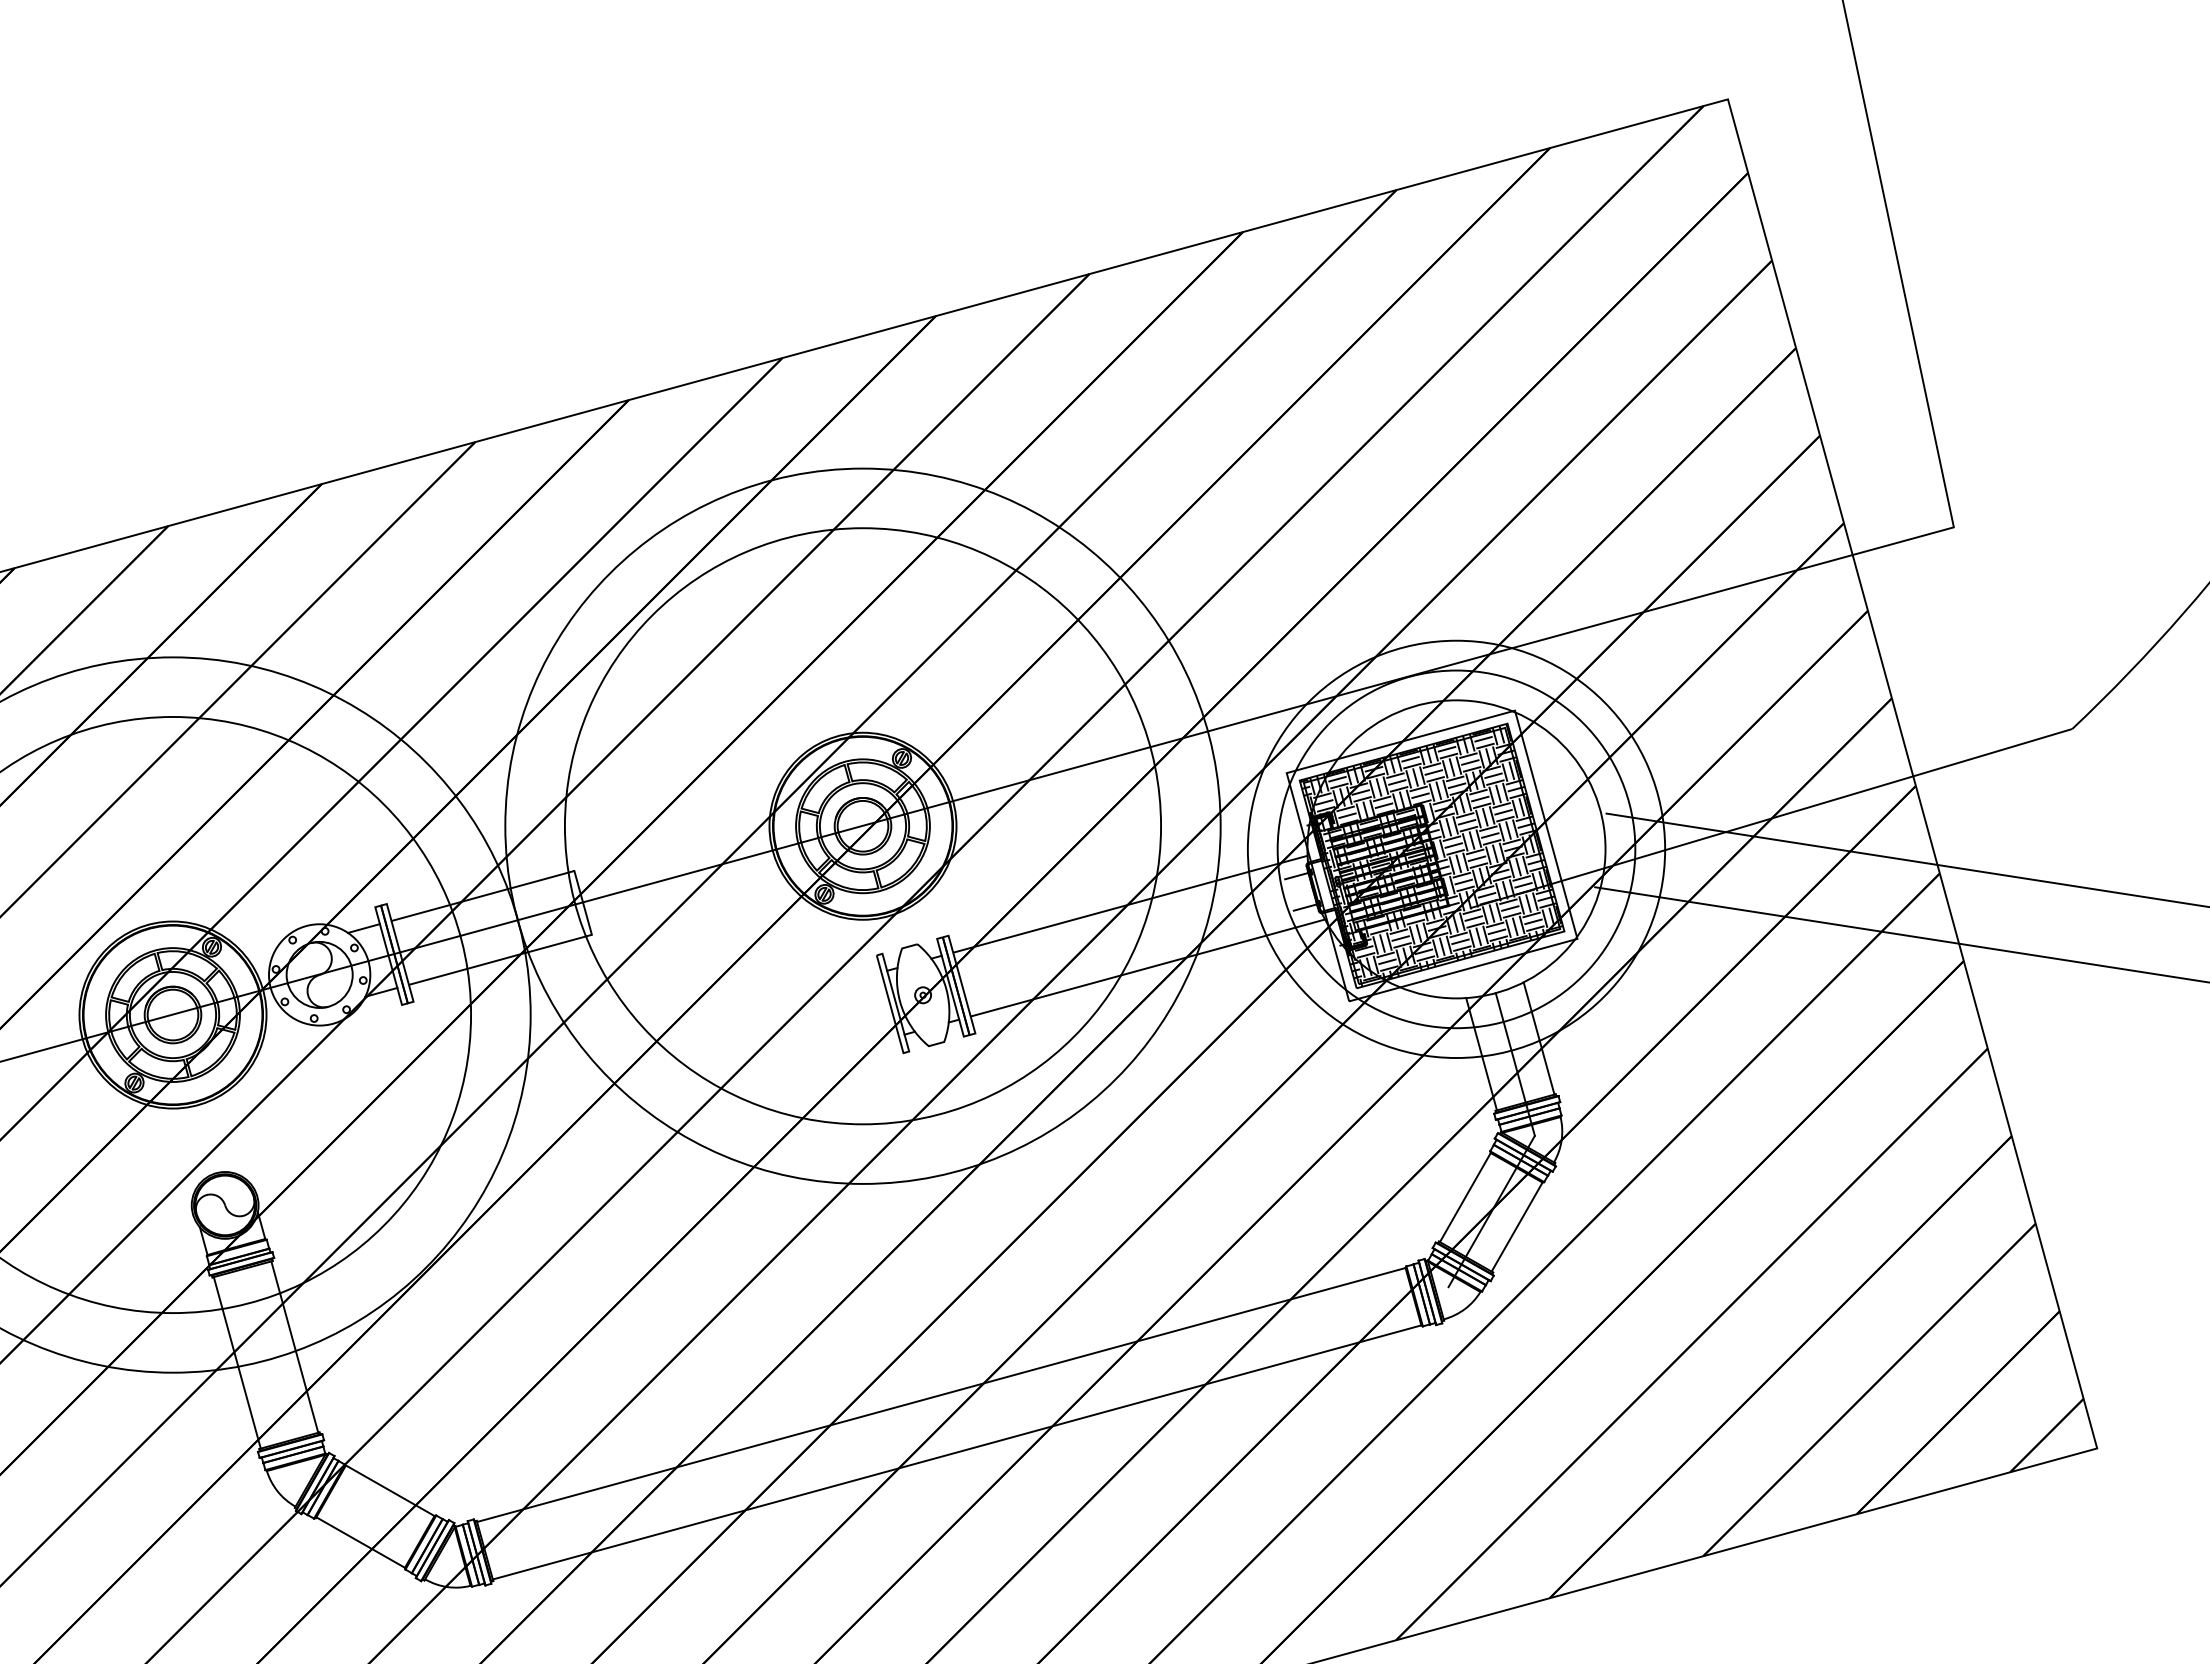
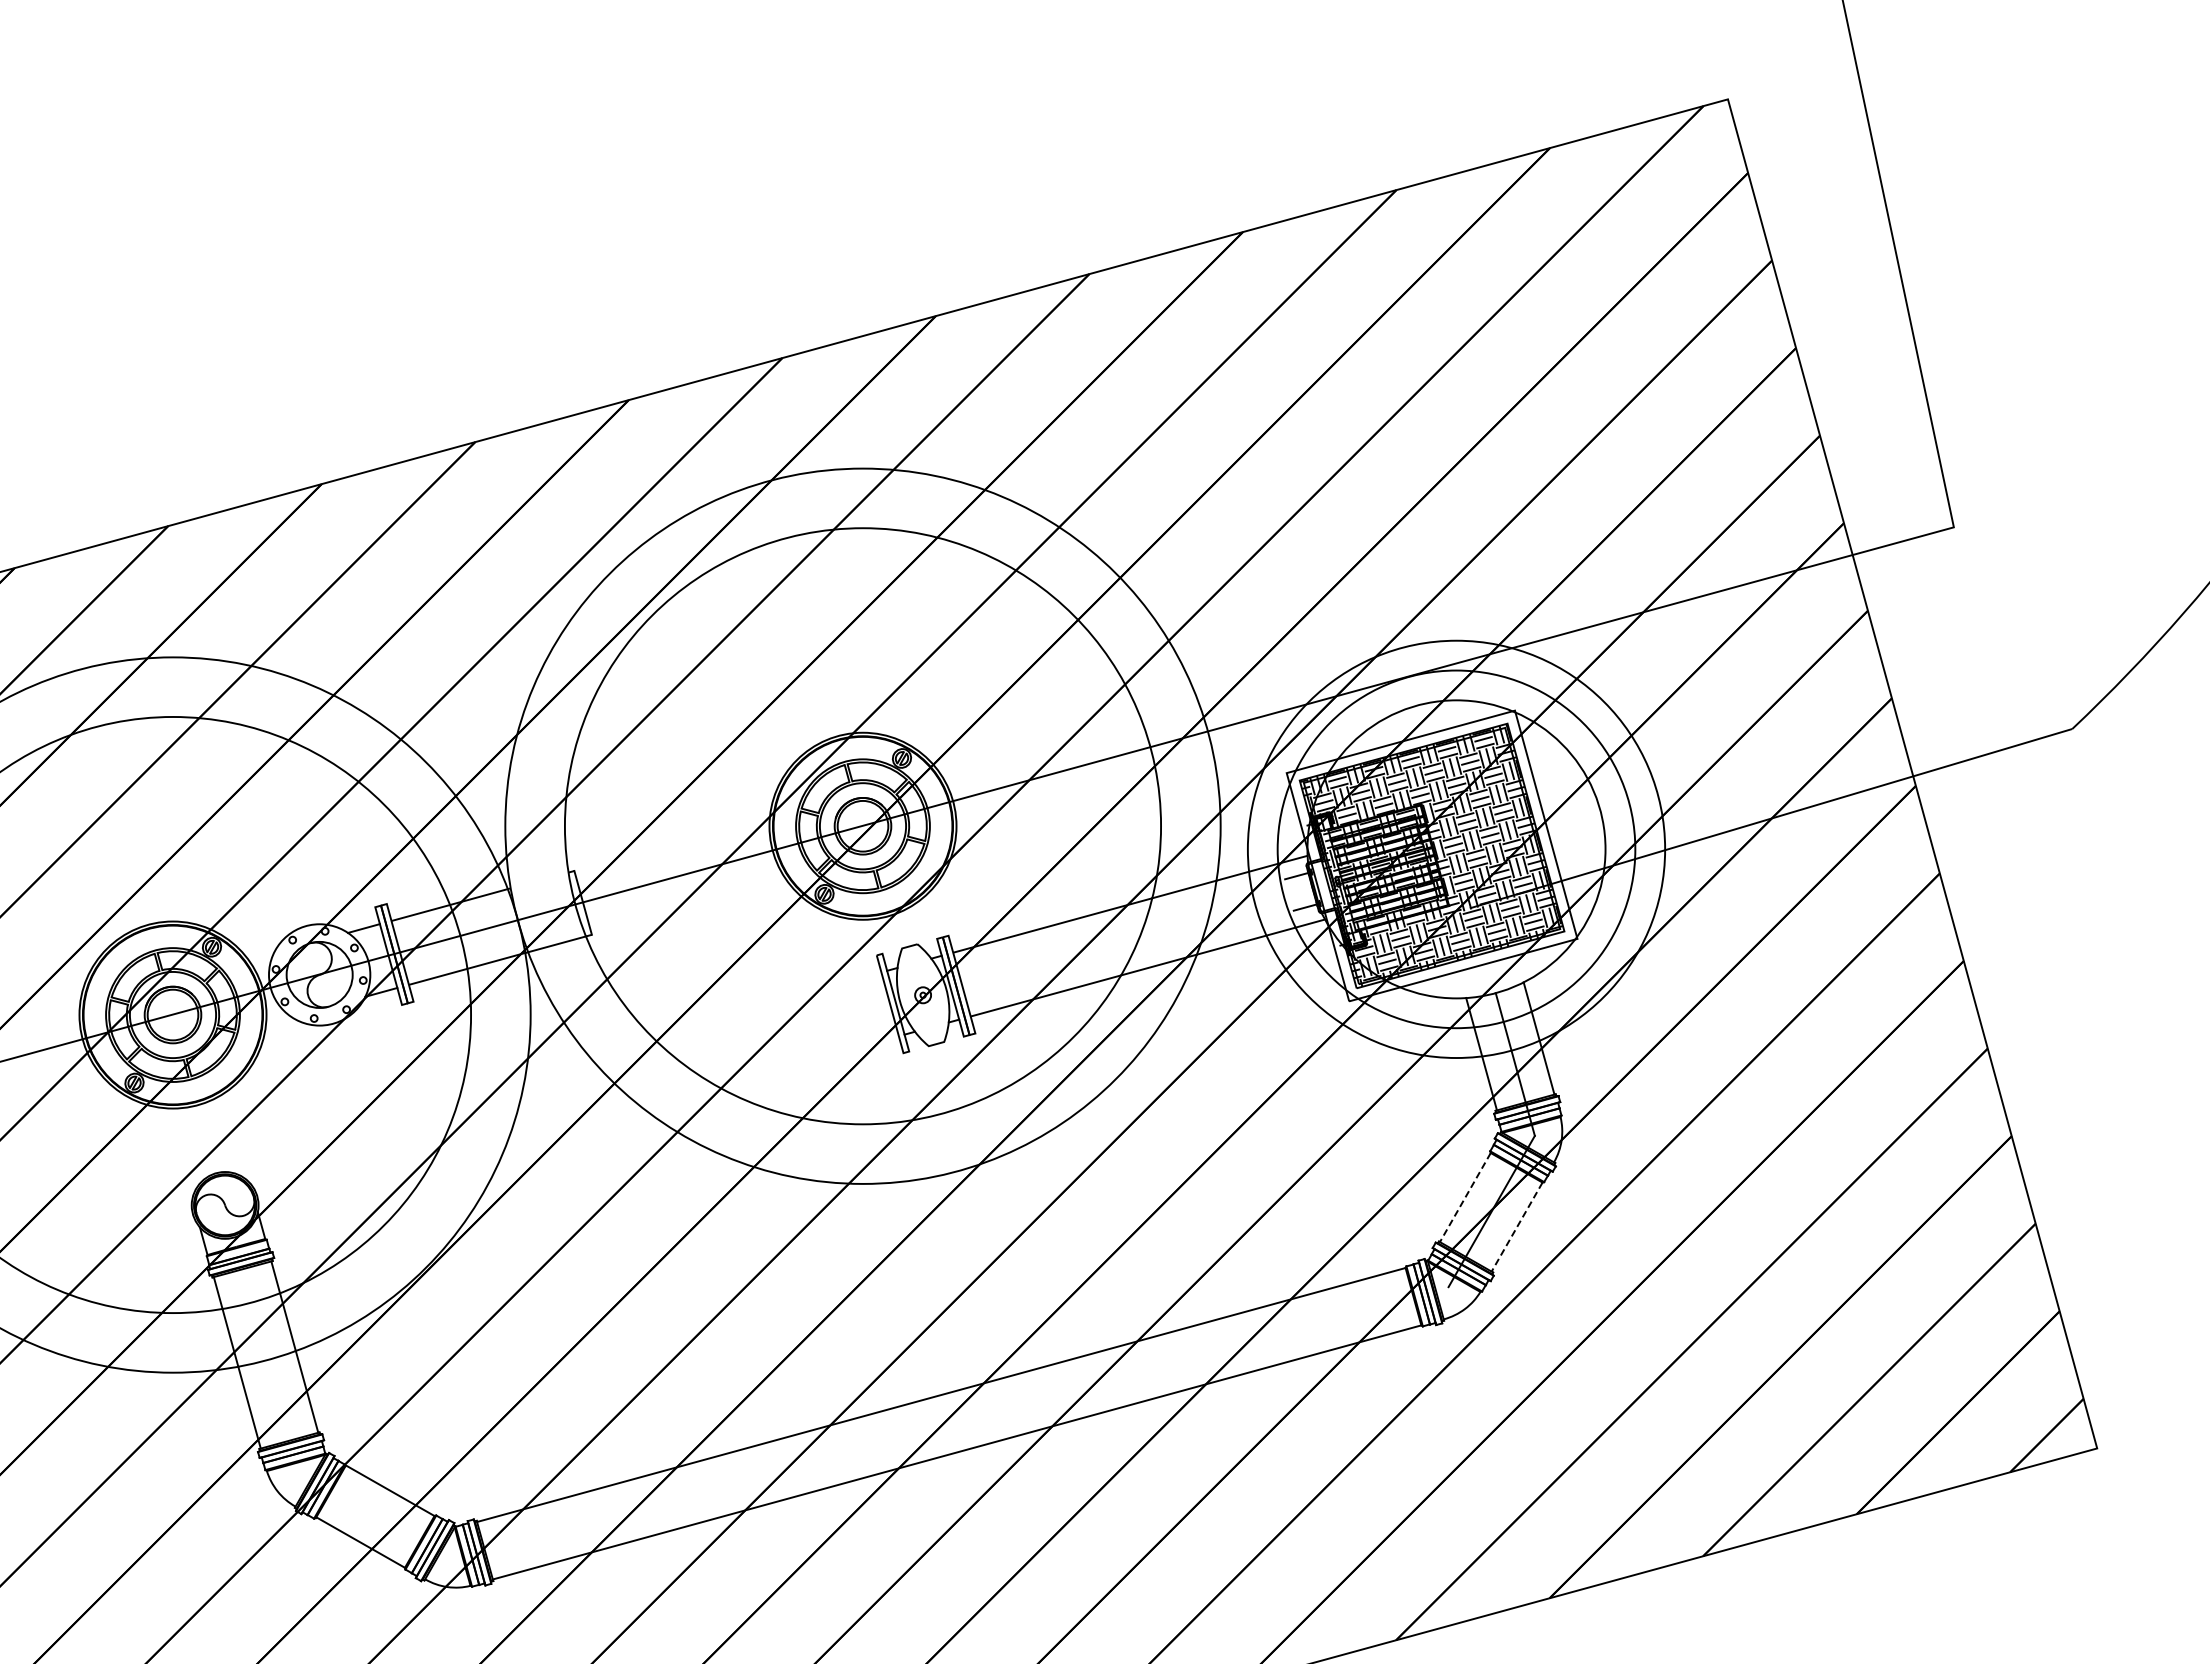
line: present -> none (1906, 859)
line: present -> none (539, 880)
line: present -> none (1900, 934)
line: solid -> dashed (1465, 1197)
line: solid -> dashed (1516, 1227)
